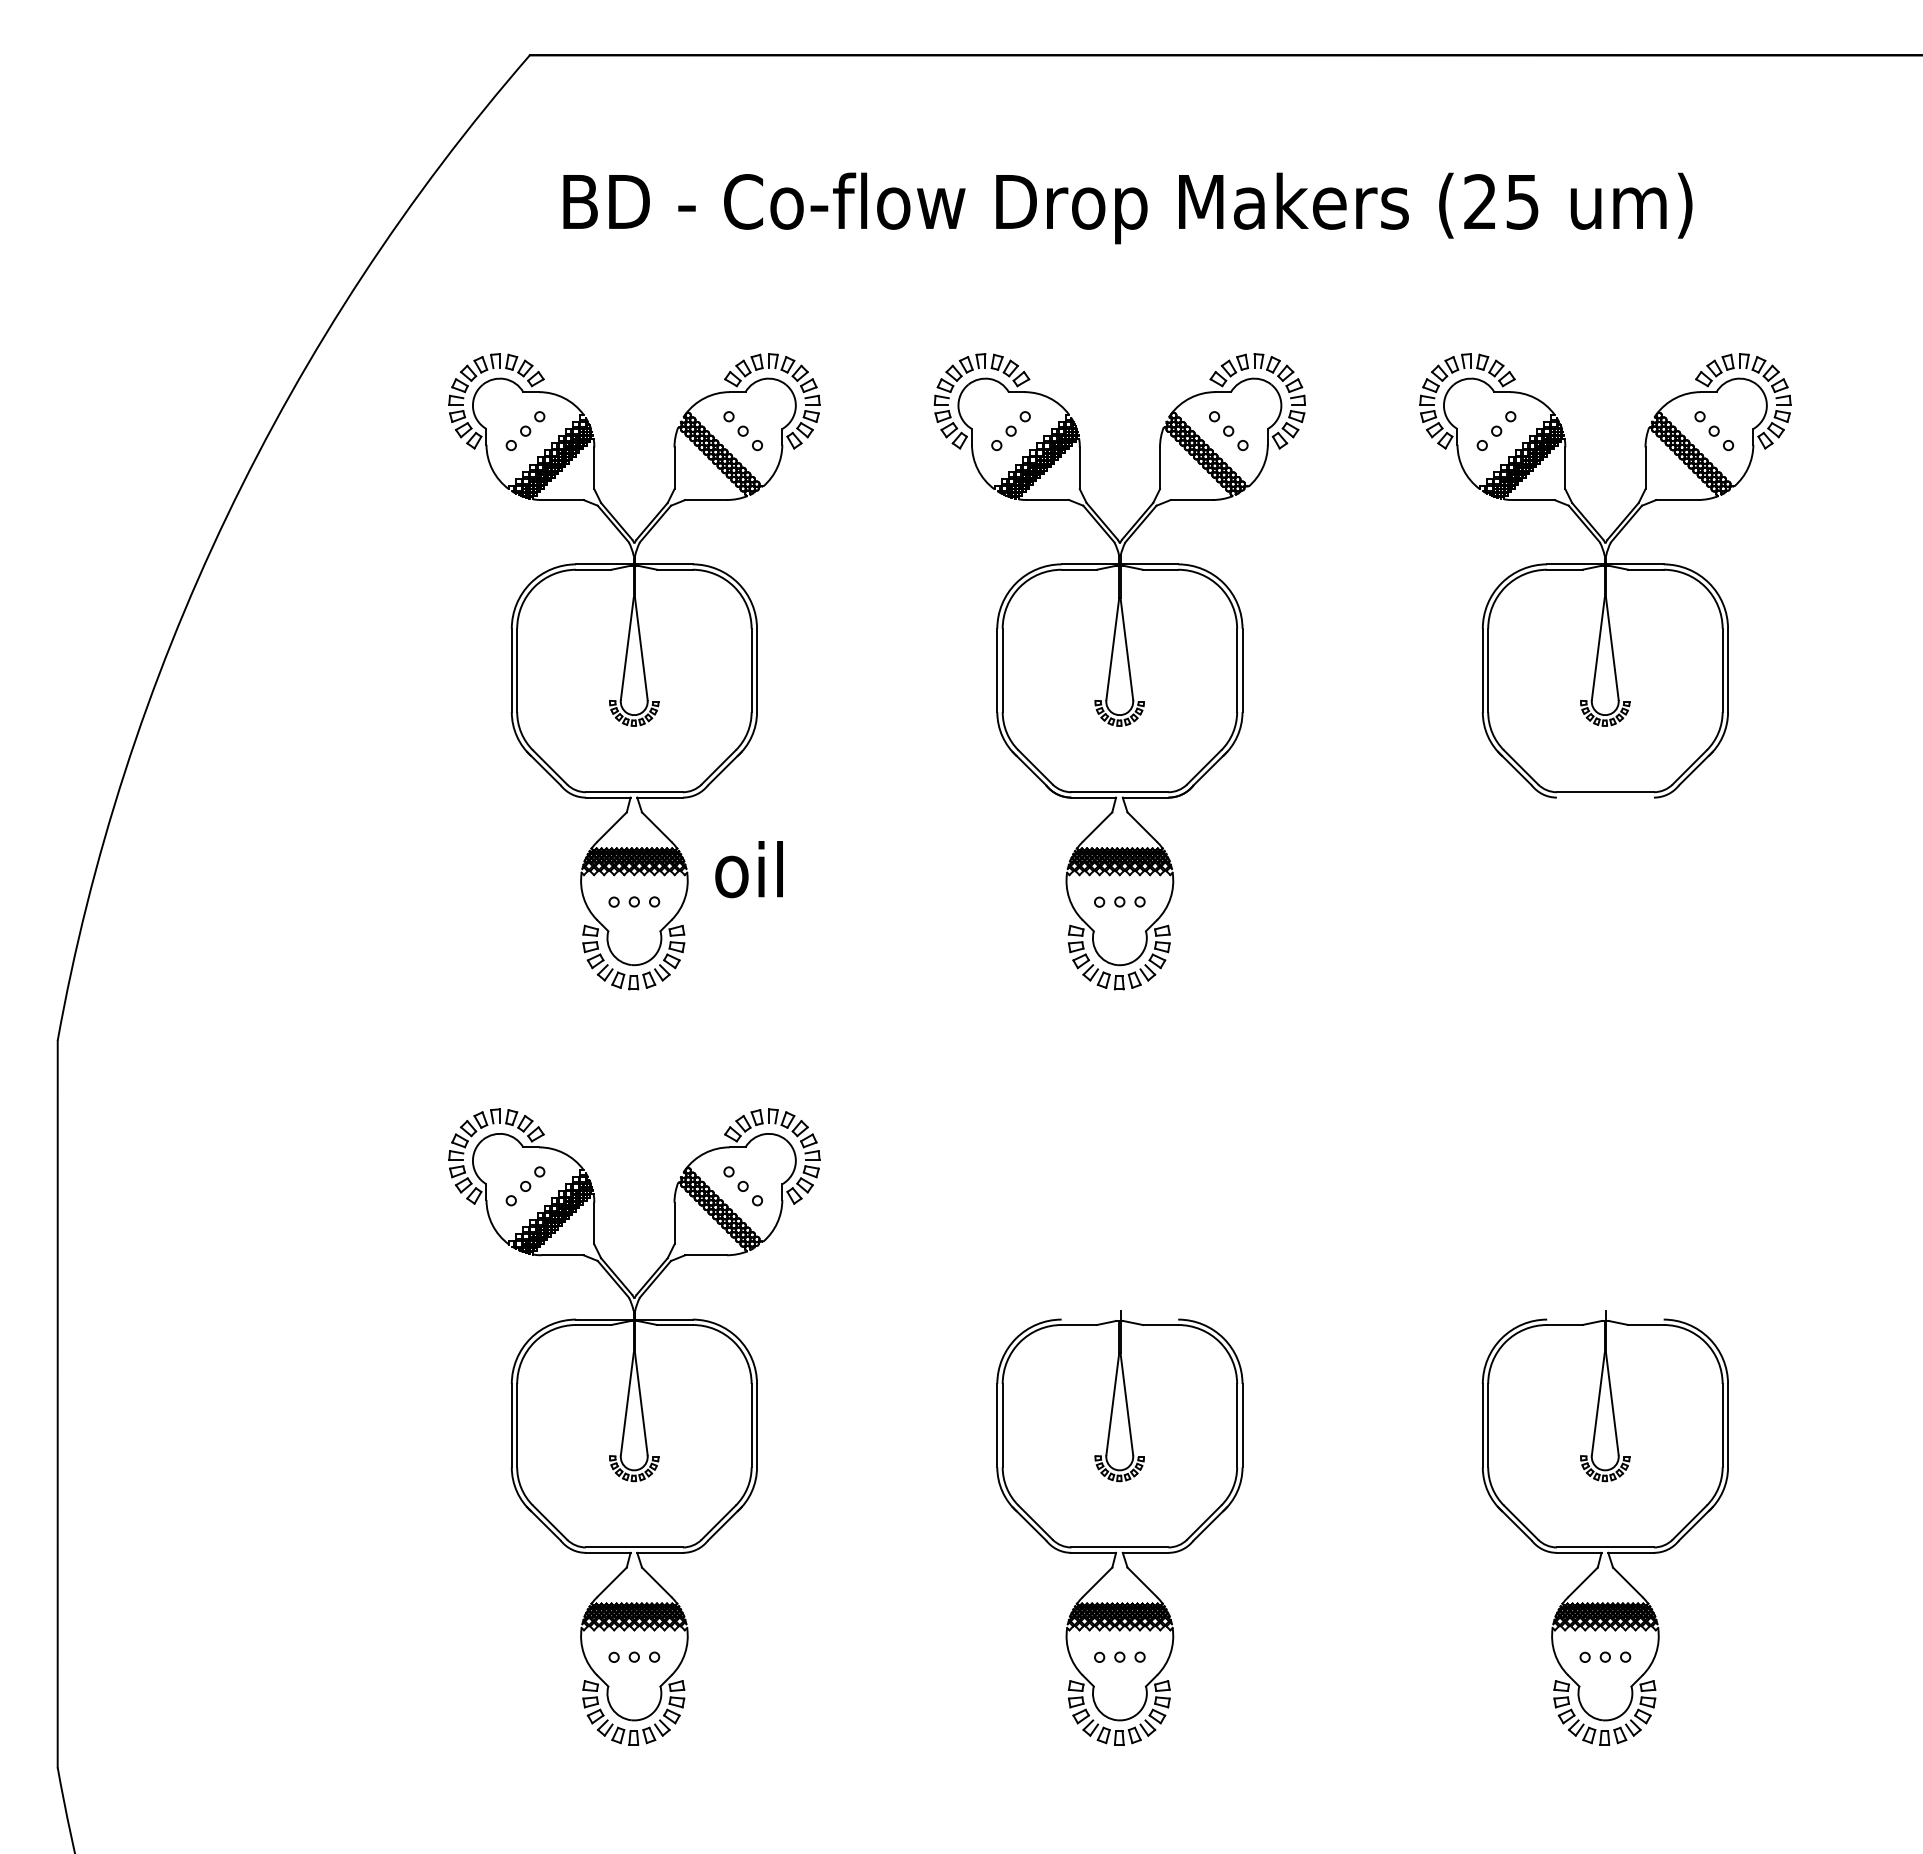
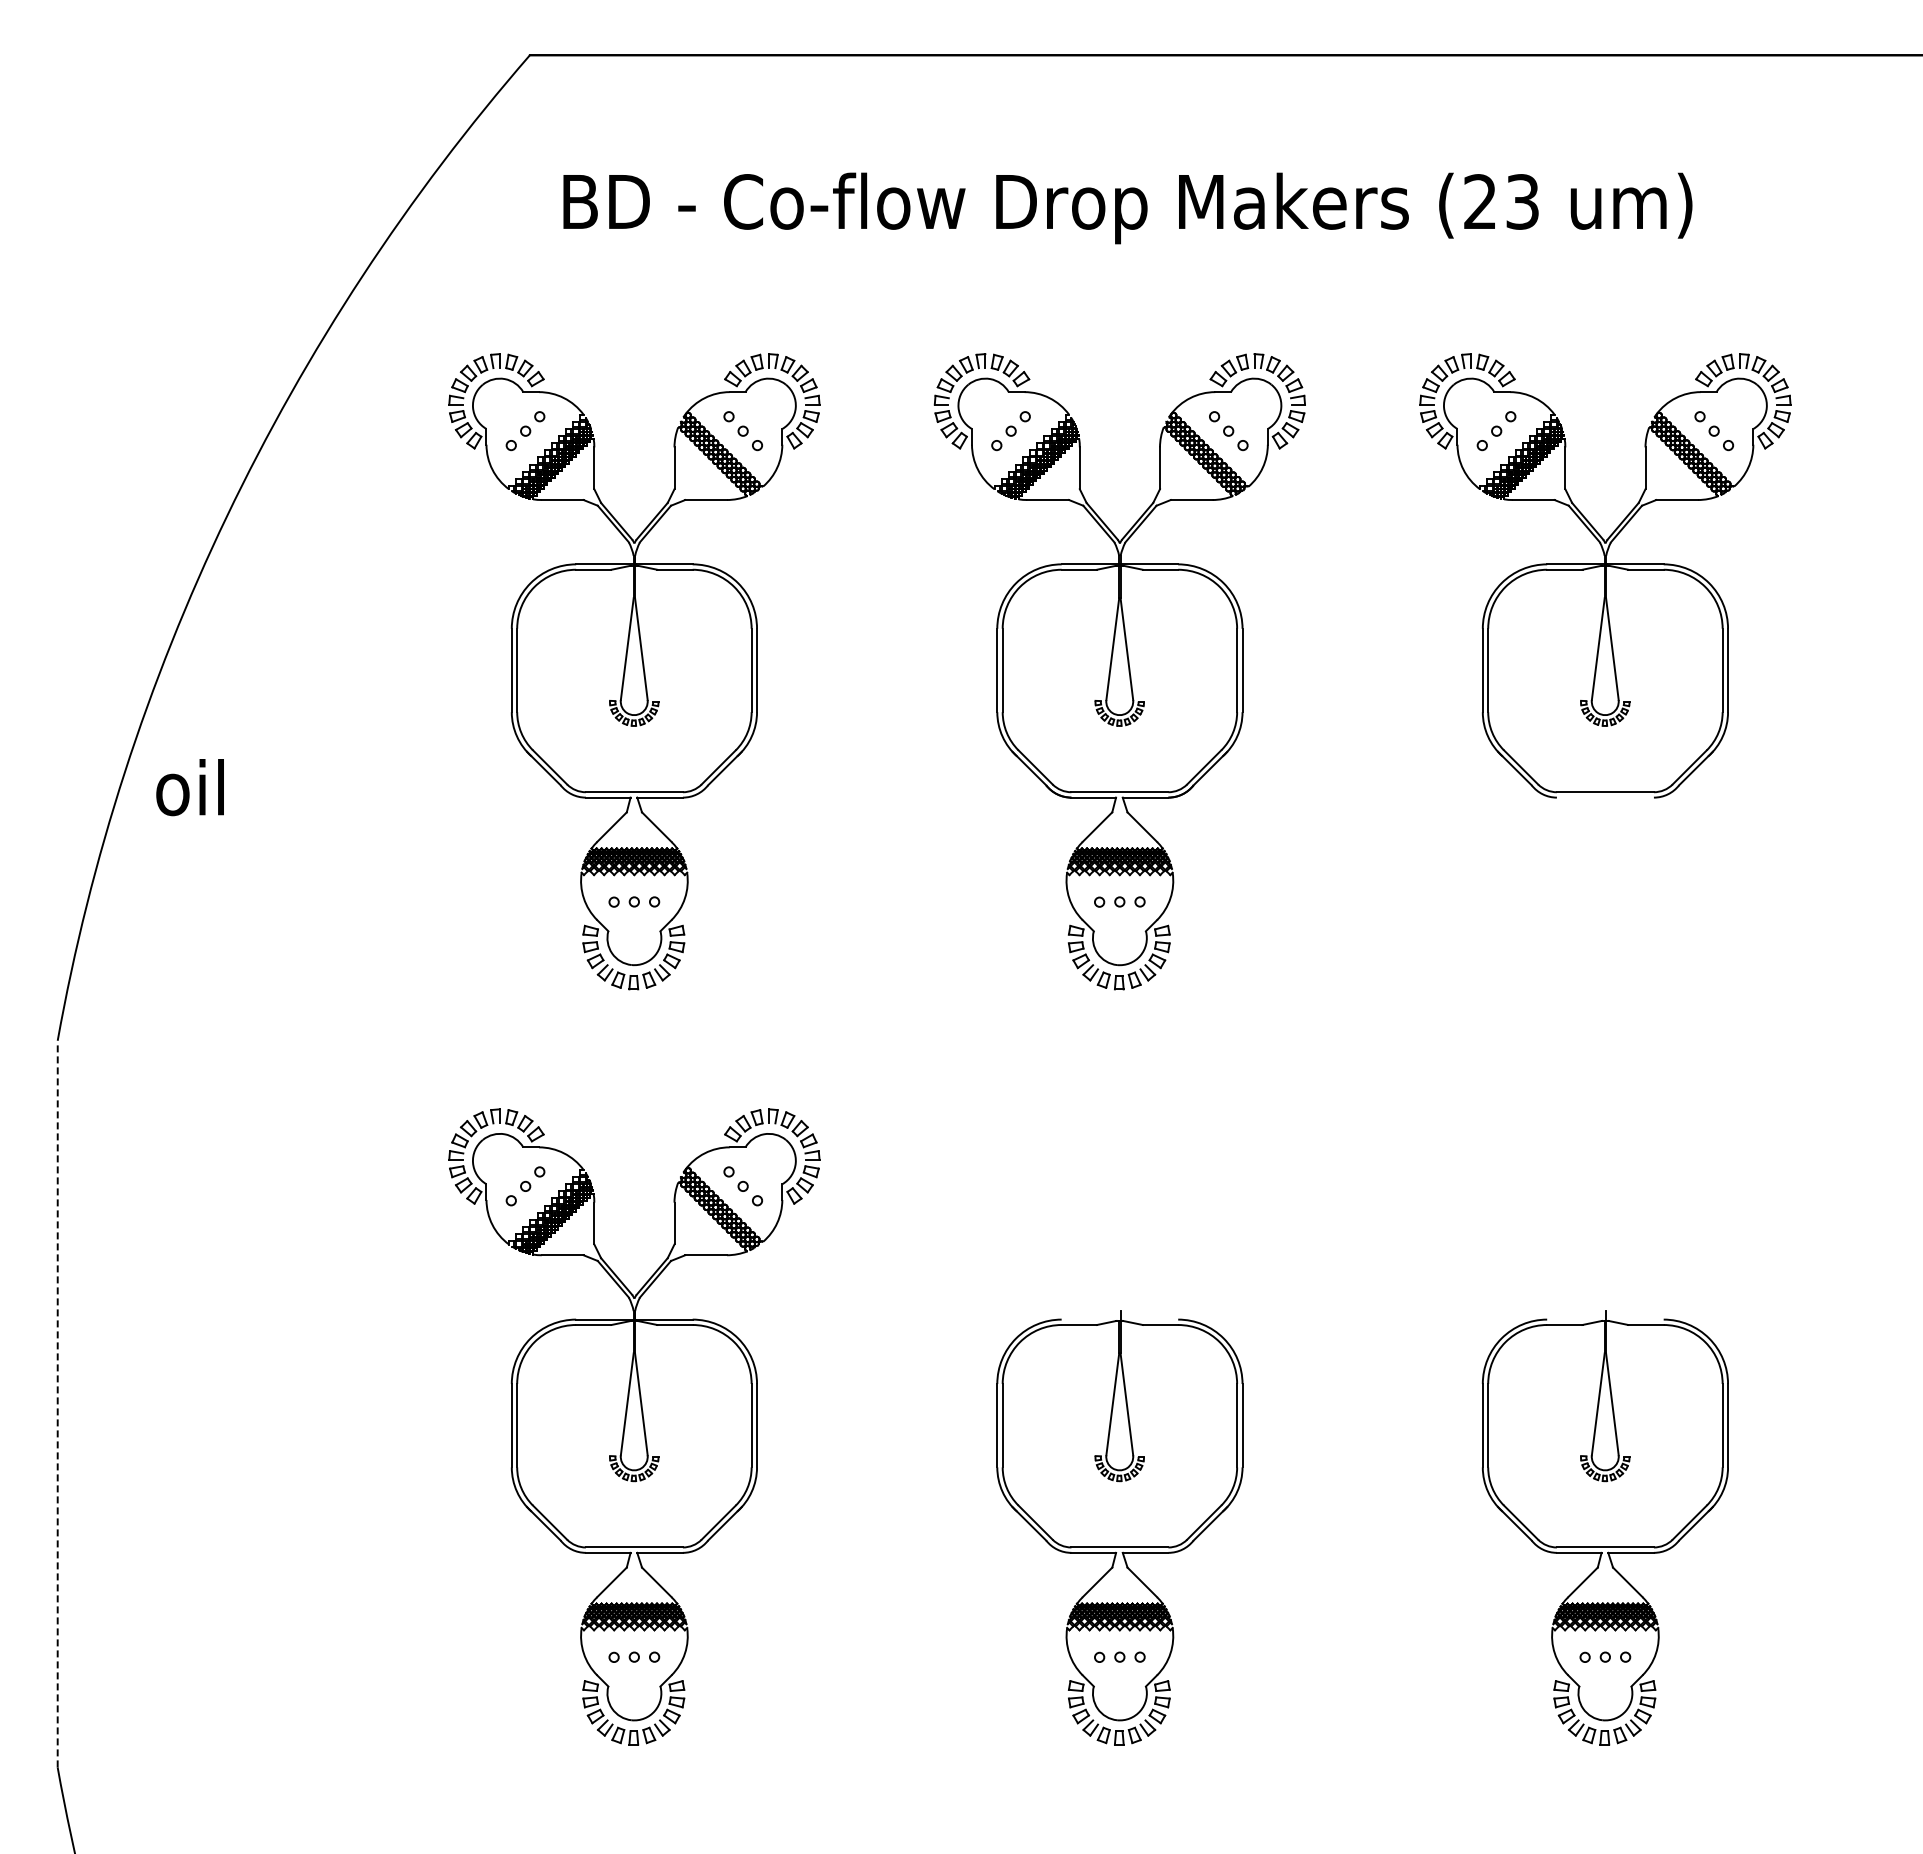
text: (25 -> (23 (1522, 201)
text position: (748, 869) -> (189, 787) (189, 787)
line: solid -> dashed (57, 1403)
